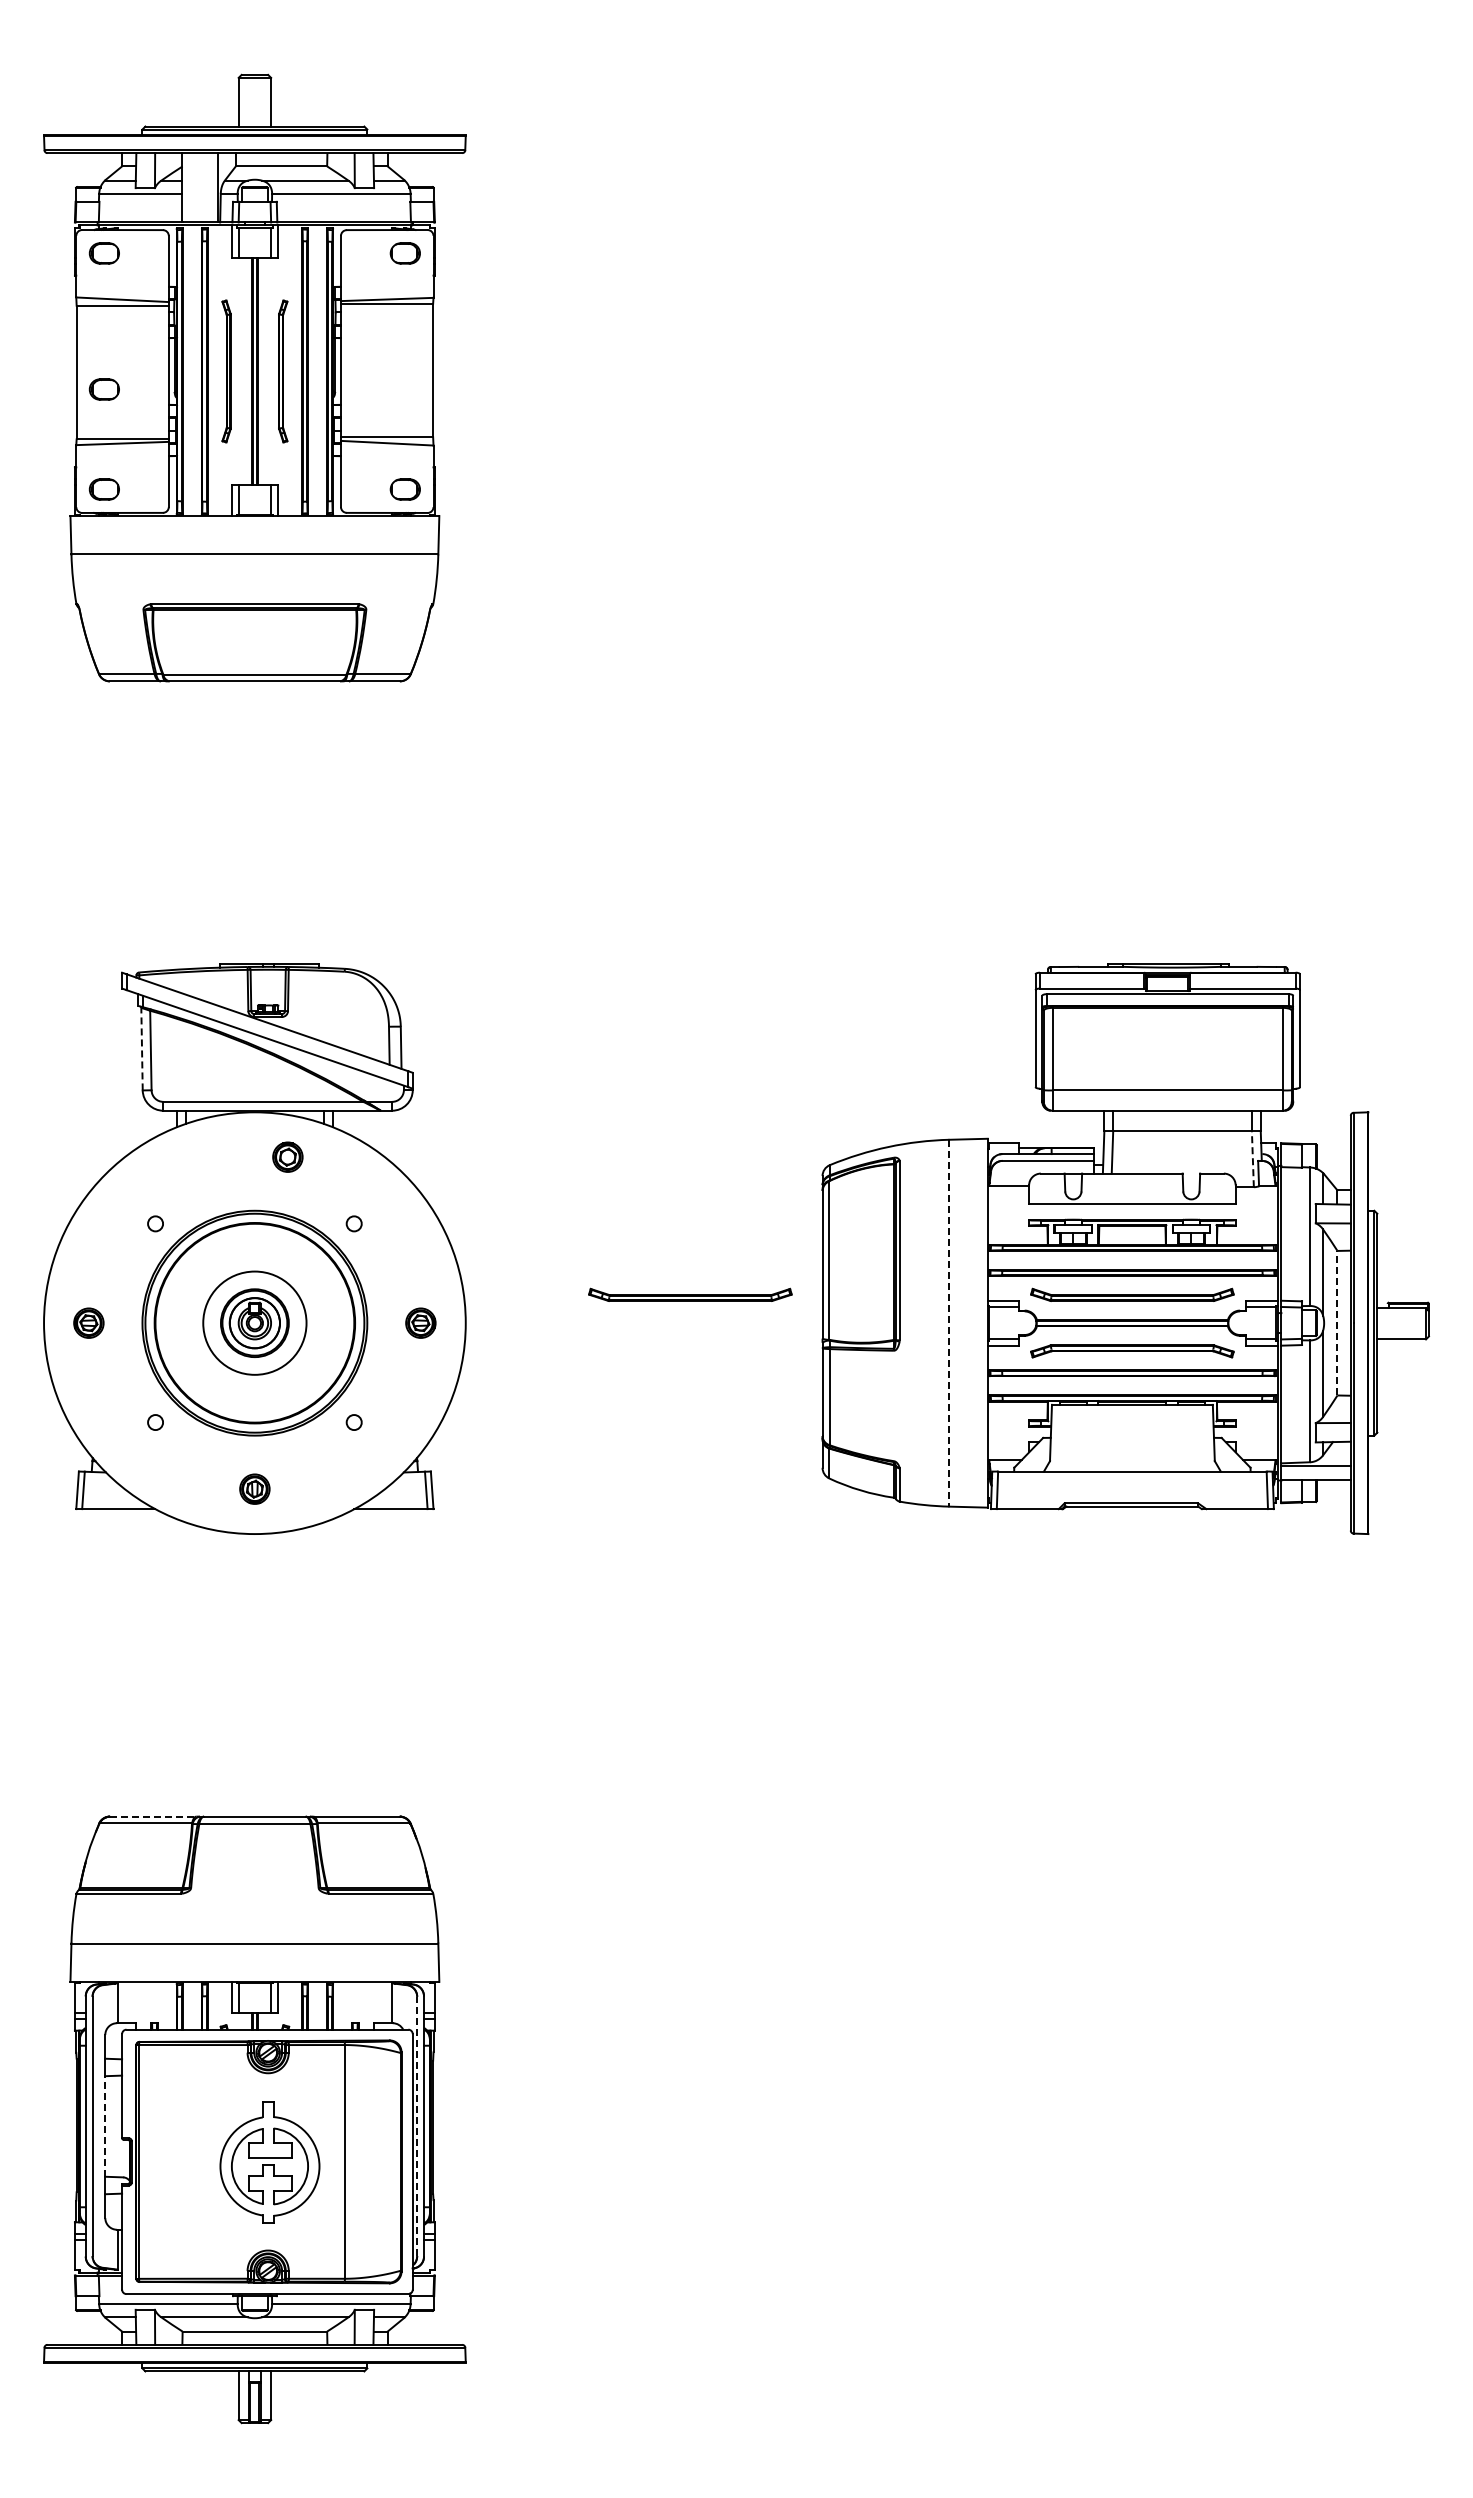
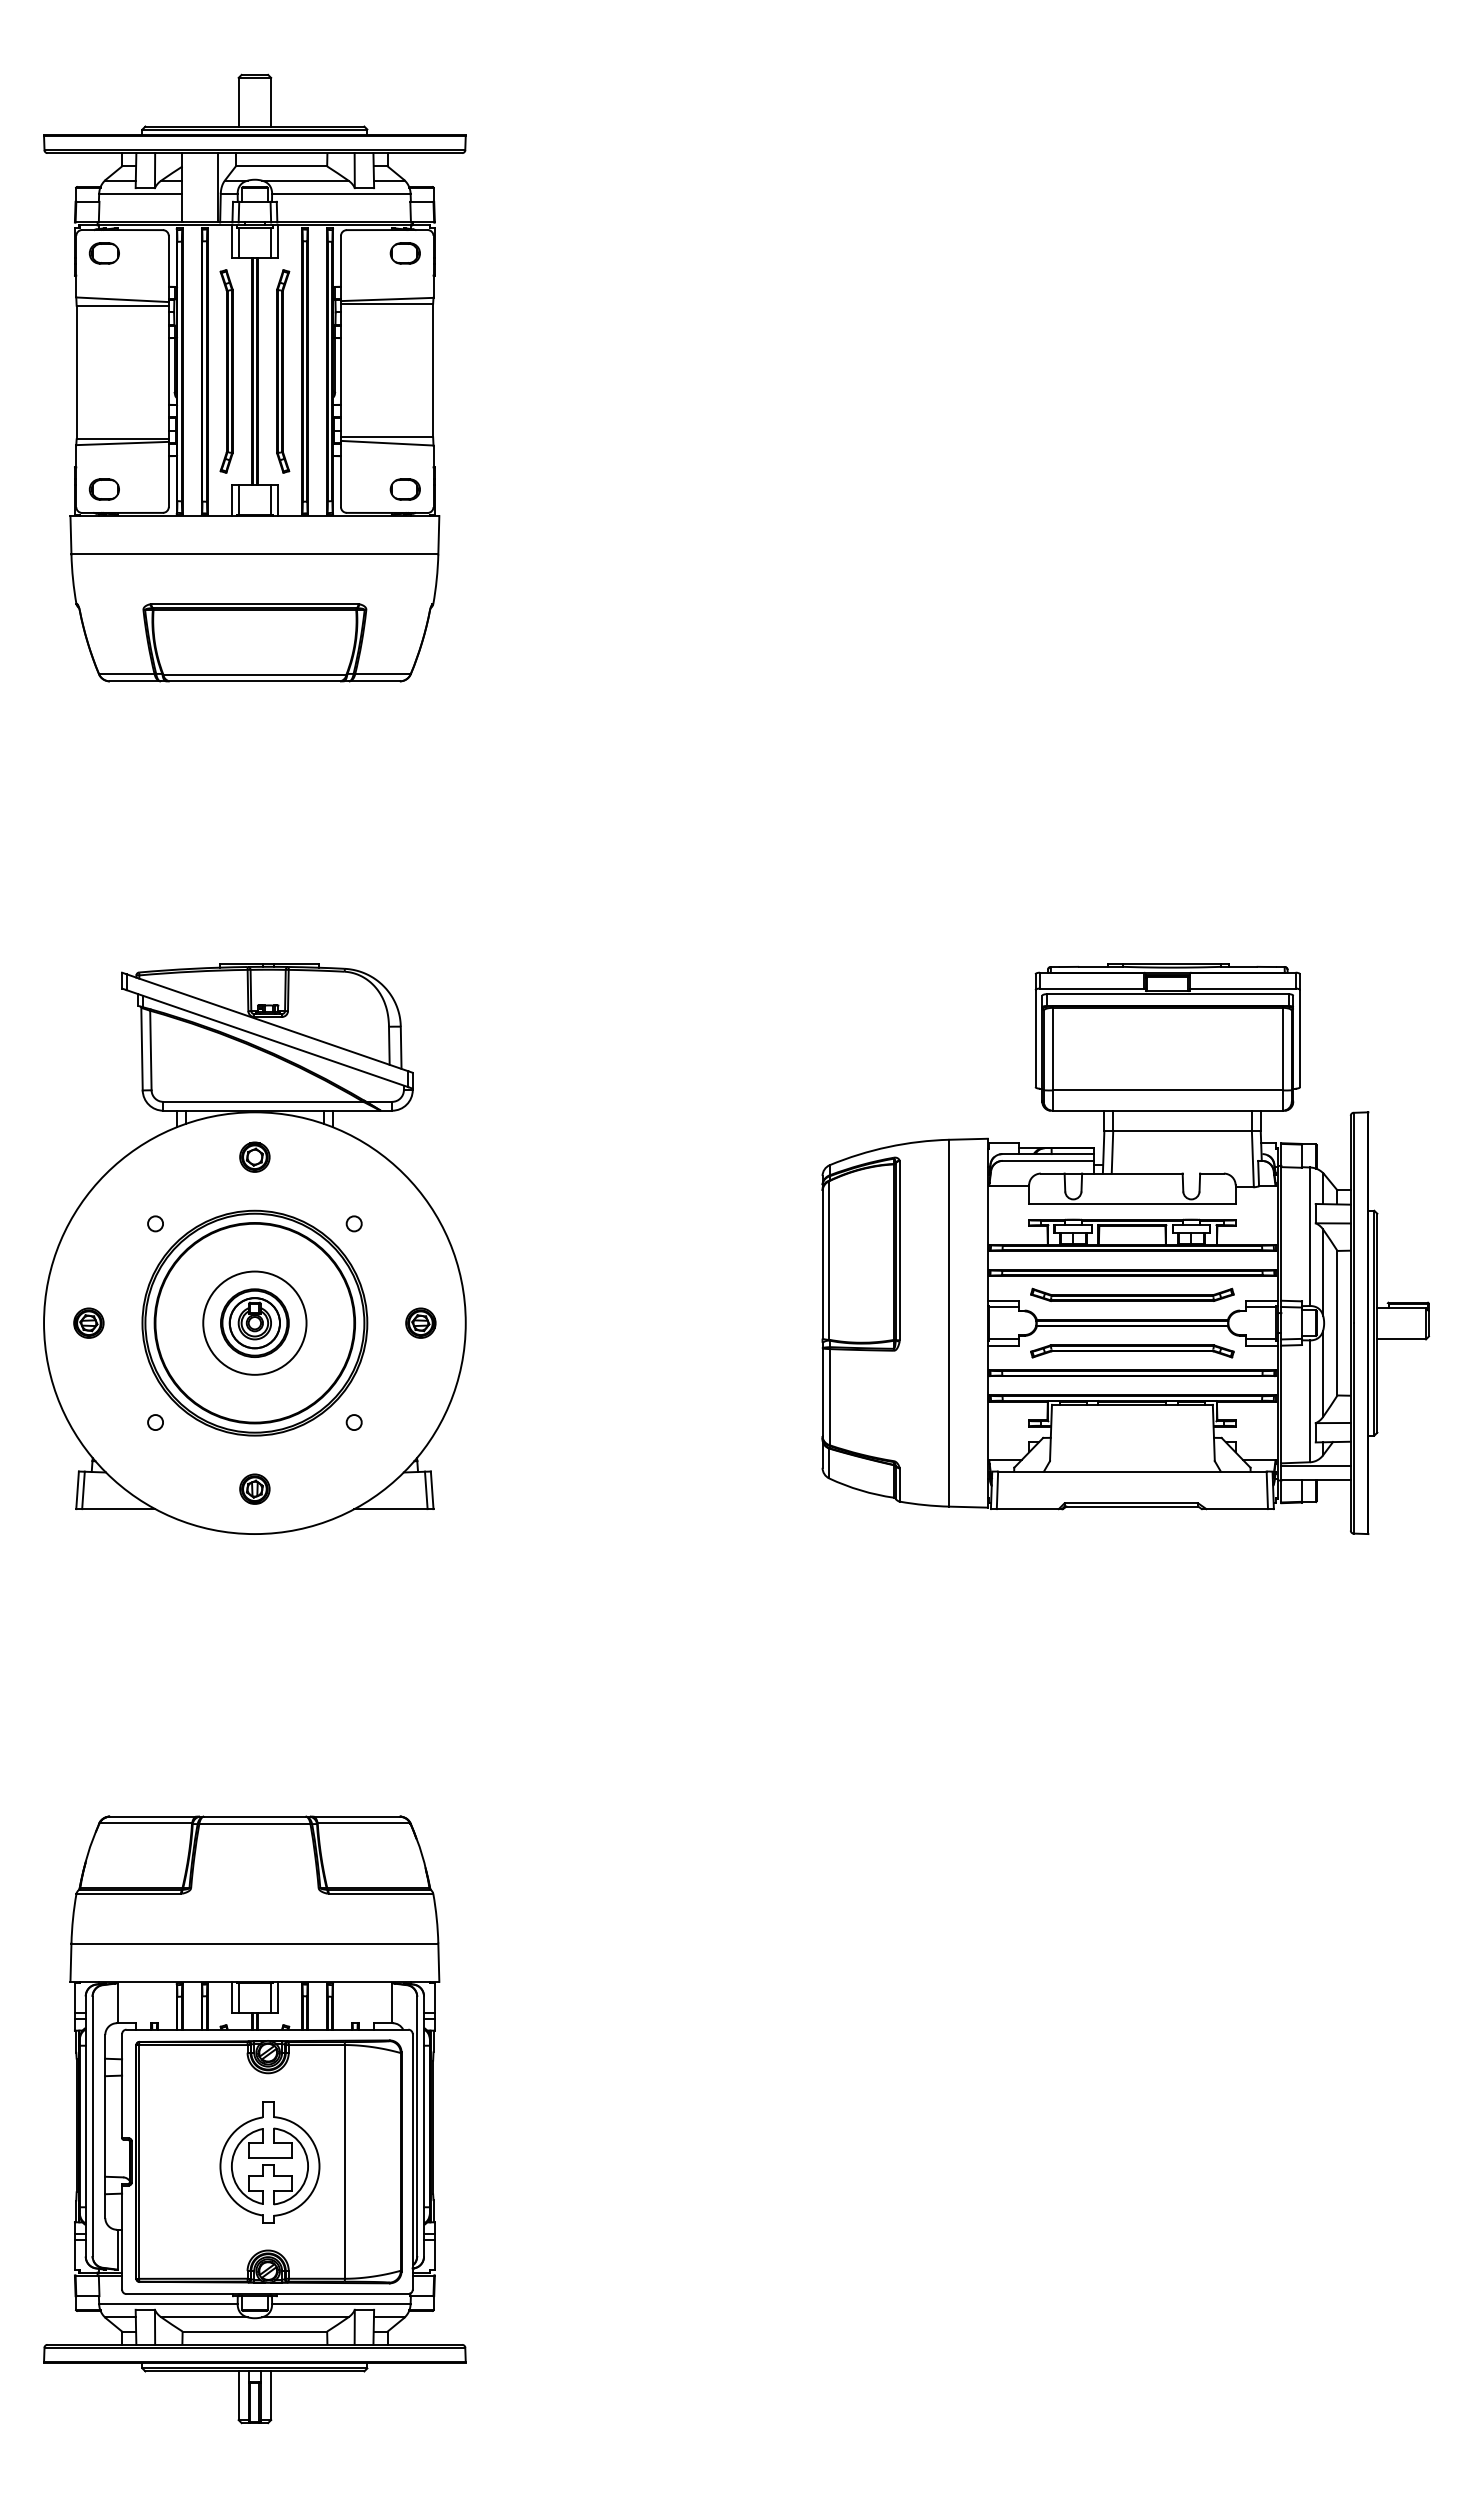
part size: 11x145 px -> 15x205 px (226, 371)
part size: 11x145 px -> 15x205 px (283, 371)
part: present -> none (103, 389)
line: dashed -> solid (142, 1048)
part position: (287, 1156) -> (254, 1156) (254, 1156)
line: dashed -> solid (1252, 1159)
part: present -> none (690, 1294)
line: dashed -> solid (1337, 1322)
line: dashed -> solid (949, 1323)
line: dashed -> solid (153, 1816)
line: dashed -> solid (105, 2125)
line: dashed -> solid (417, 2126)
